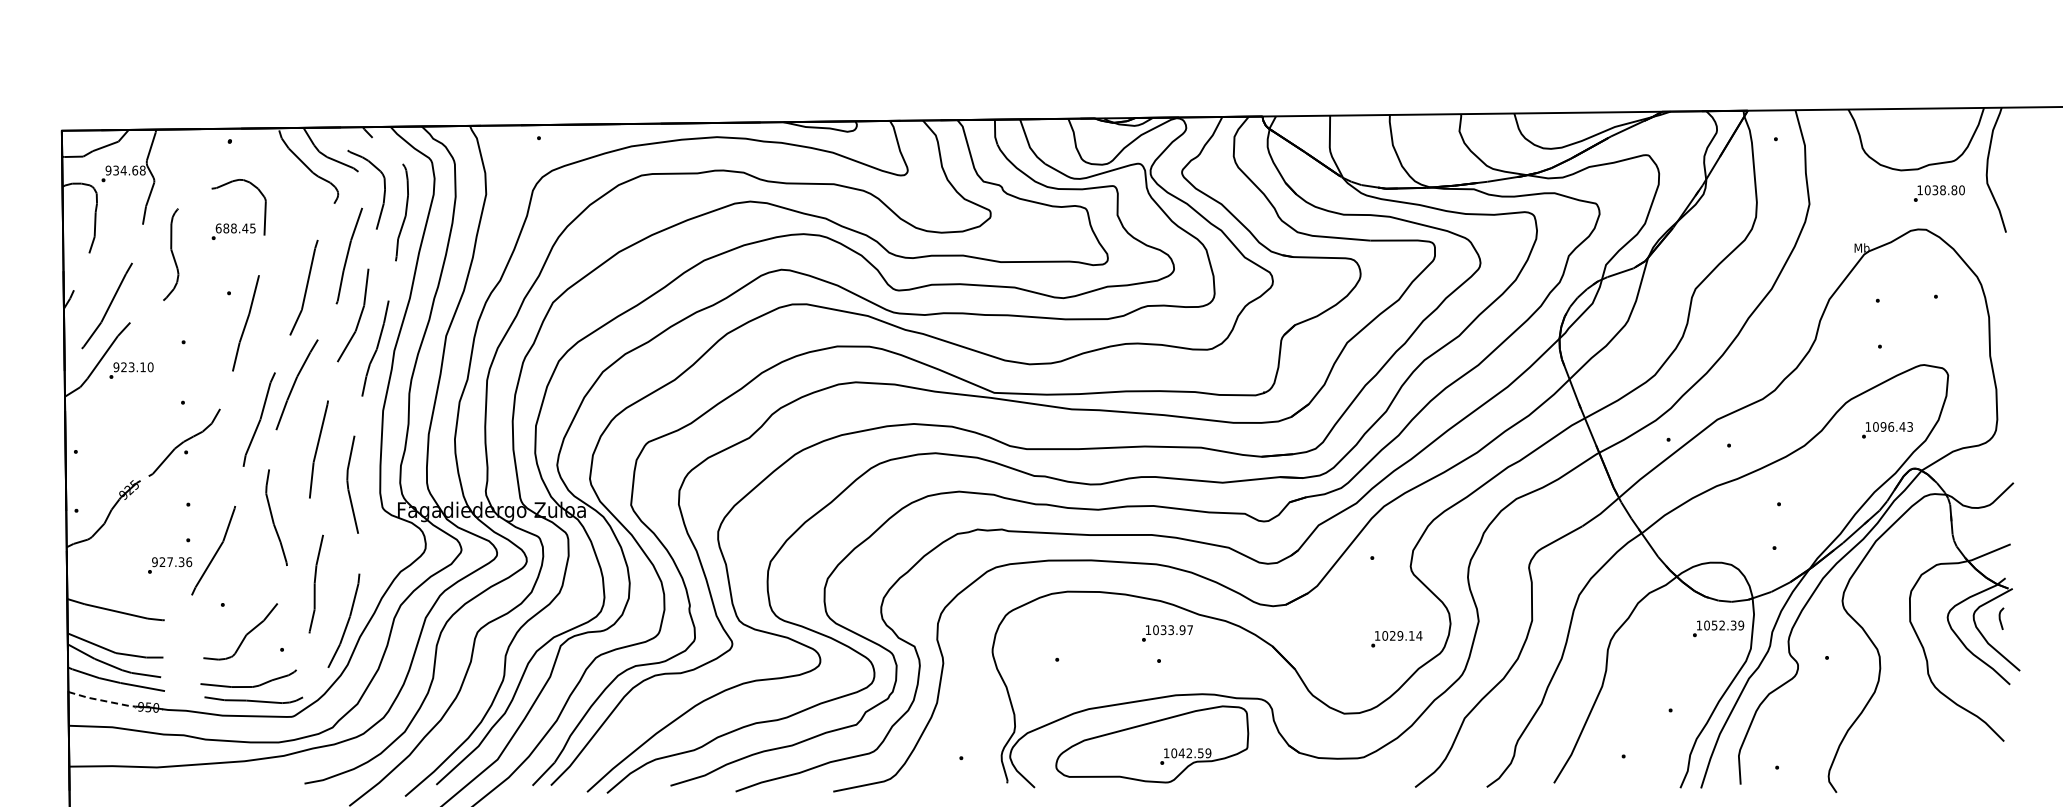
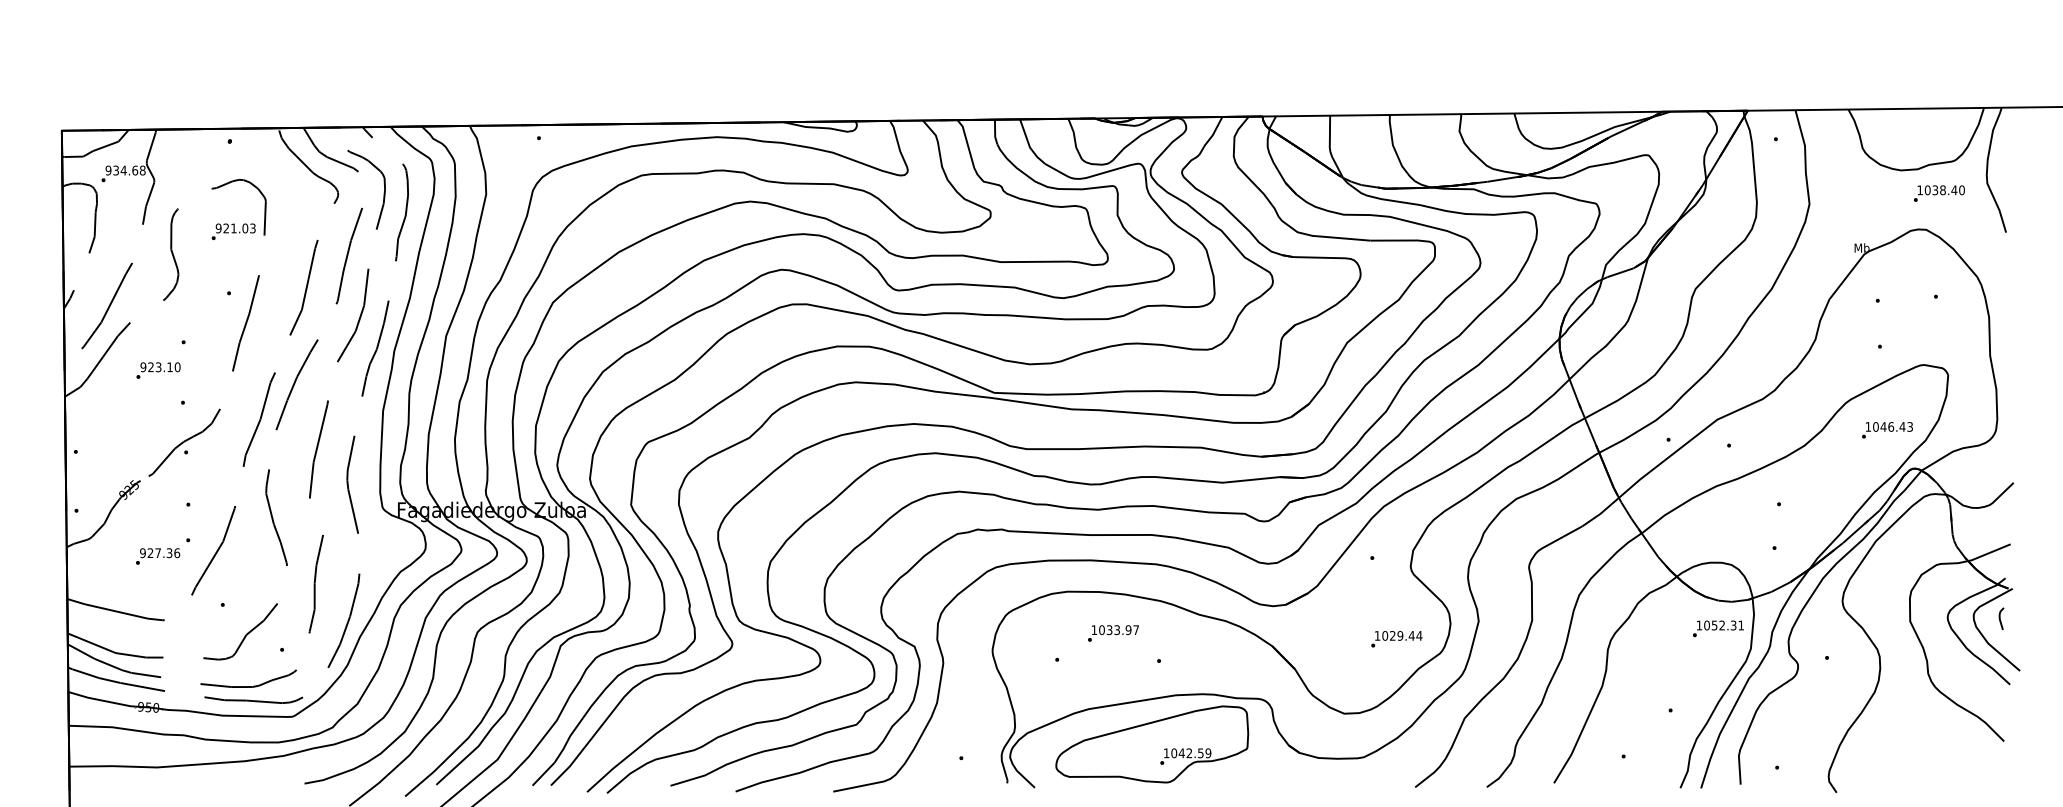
text: 1038.80 -> 1038.40 (1954, 190)
text: 688.45 -> 921.03 (235, 228)
text position: (131, 370) -> (158, 370) (158, 370)
text: 1096.43 -> 1046.43 (1883, 426)
text position: (170, 565) -> (158, 556) (158, 556)
text: 1052.39 -> 1052.31 (1741, 625)
text position: (1167, 633) -> (1113, 633) (1113, 633)
text: 1029.14 -> 1029.44 (1411, 635)
line: dashed -> solid (102, 700)
